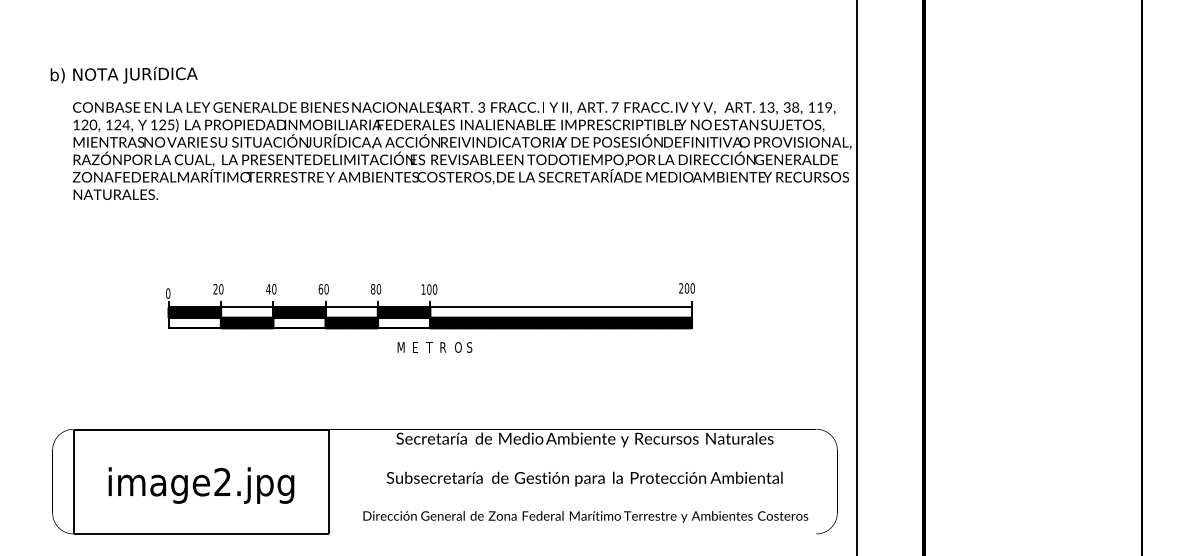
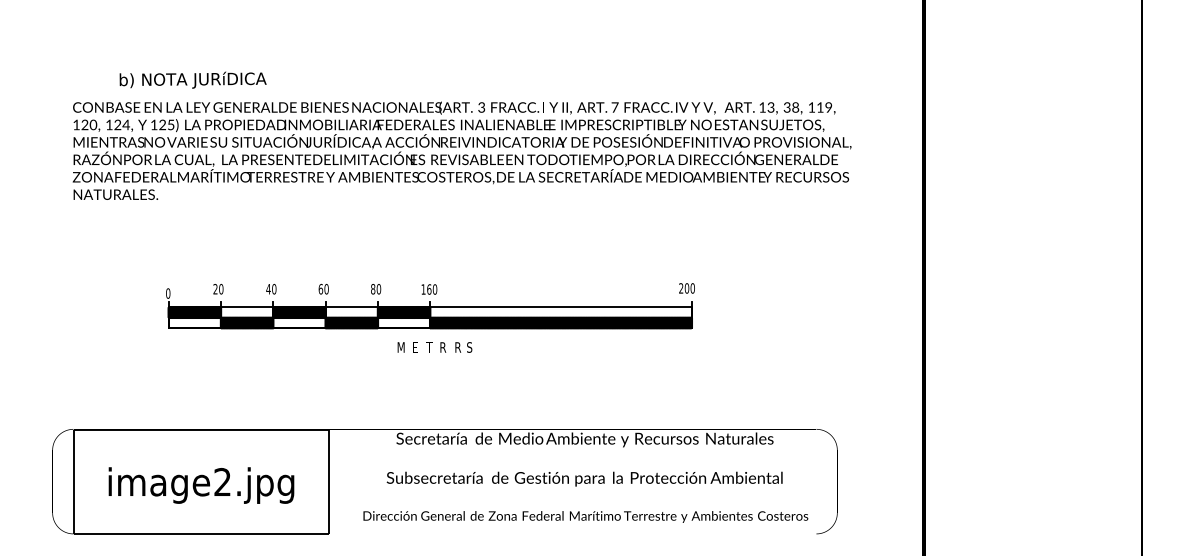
text position: (123, 74) -> (192, 79) (192, 79)
line: present -> none (857, 277)
text: 100 -> 160 (429, 289)
text: O -> R (458, 347)
